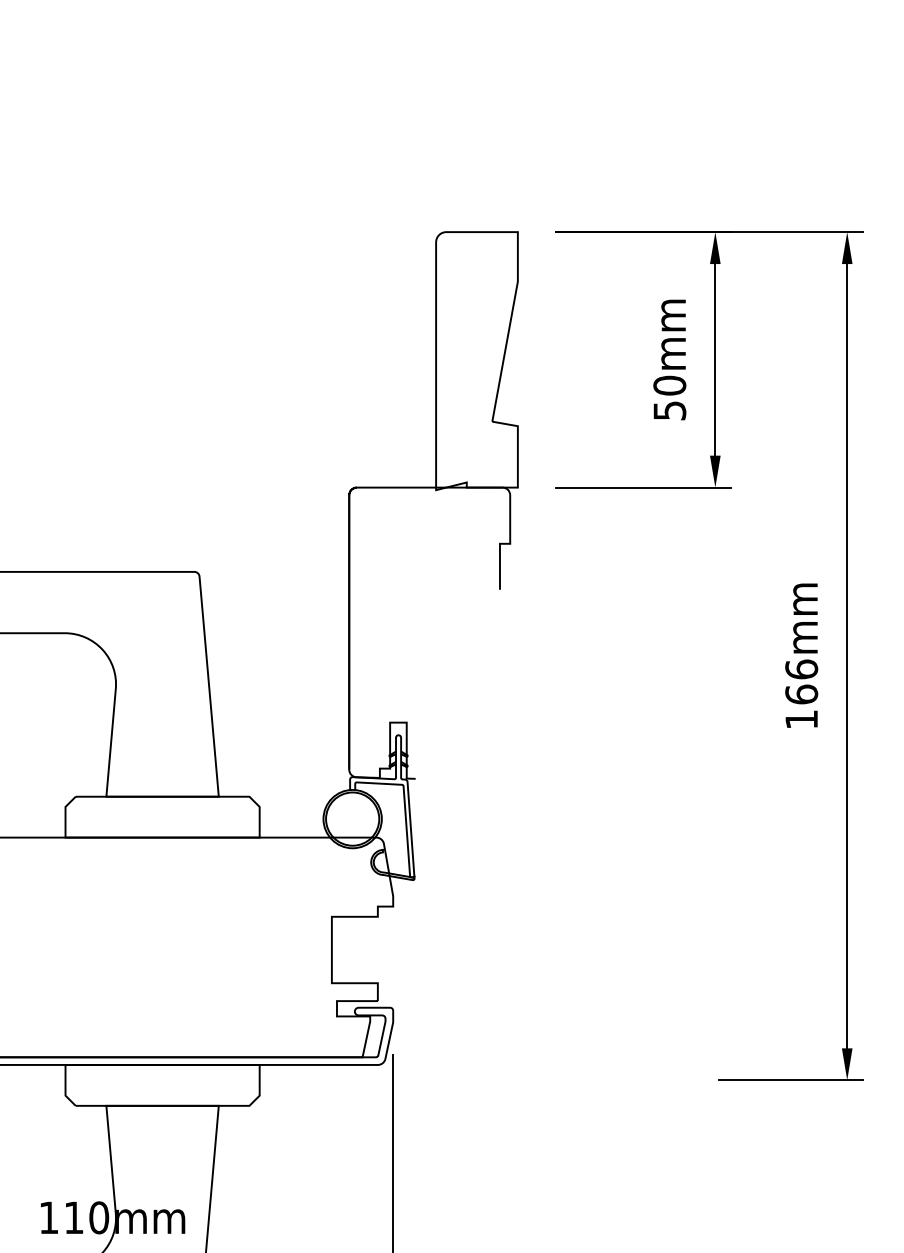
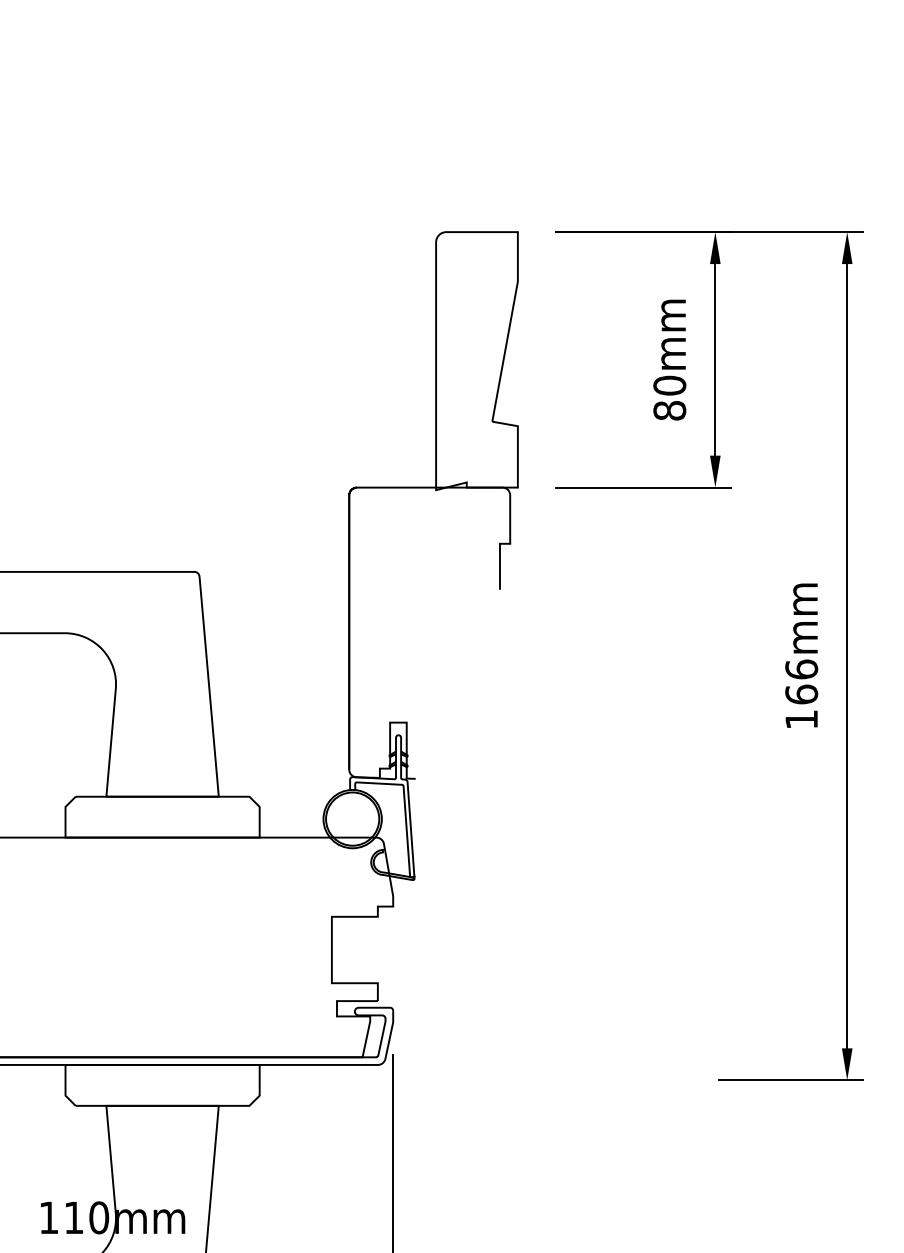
text: 50mm -> 80mm (669, 410)
